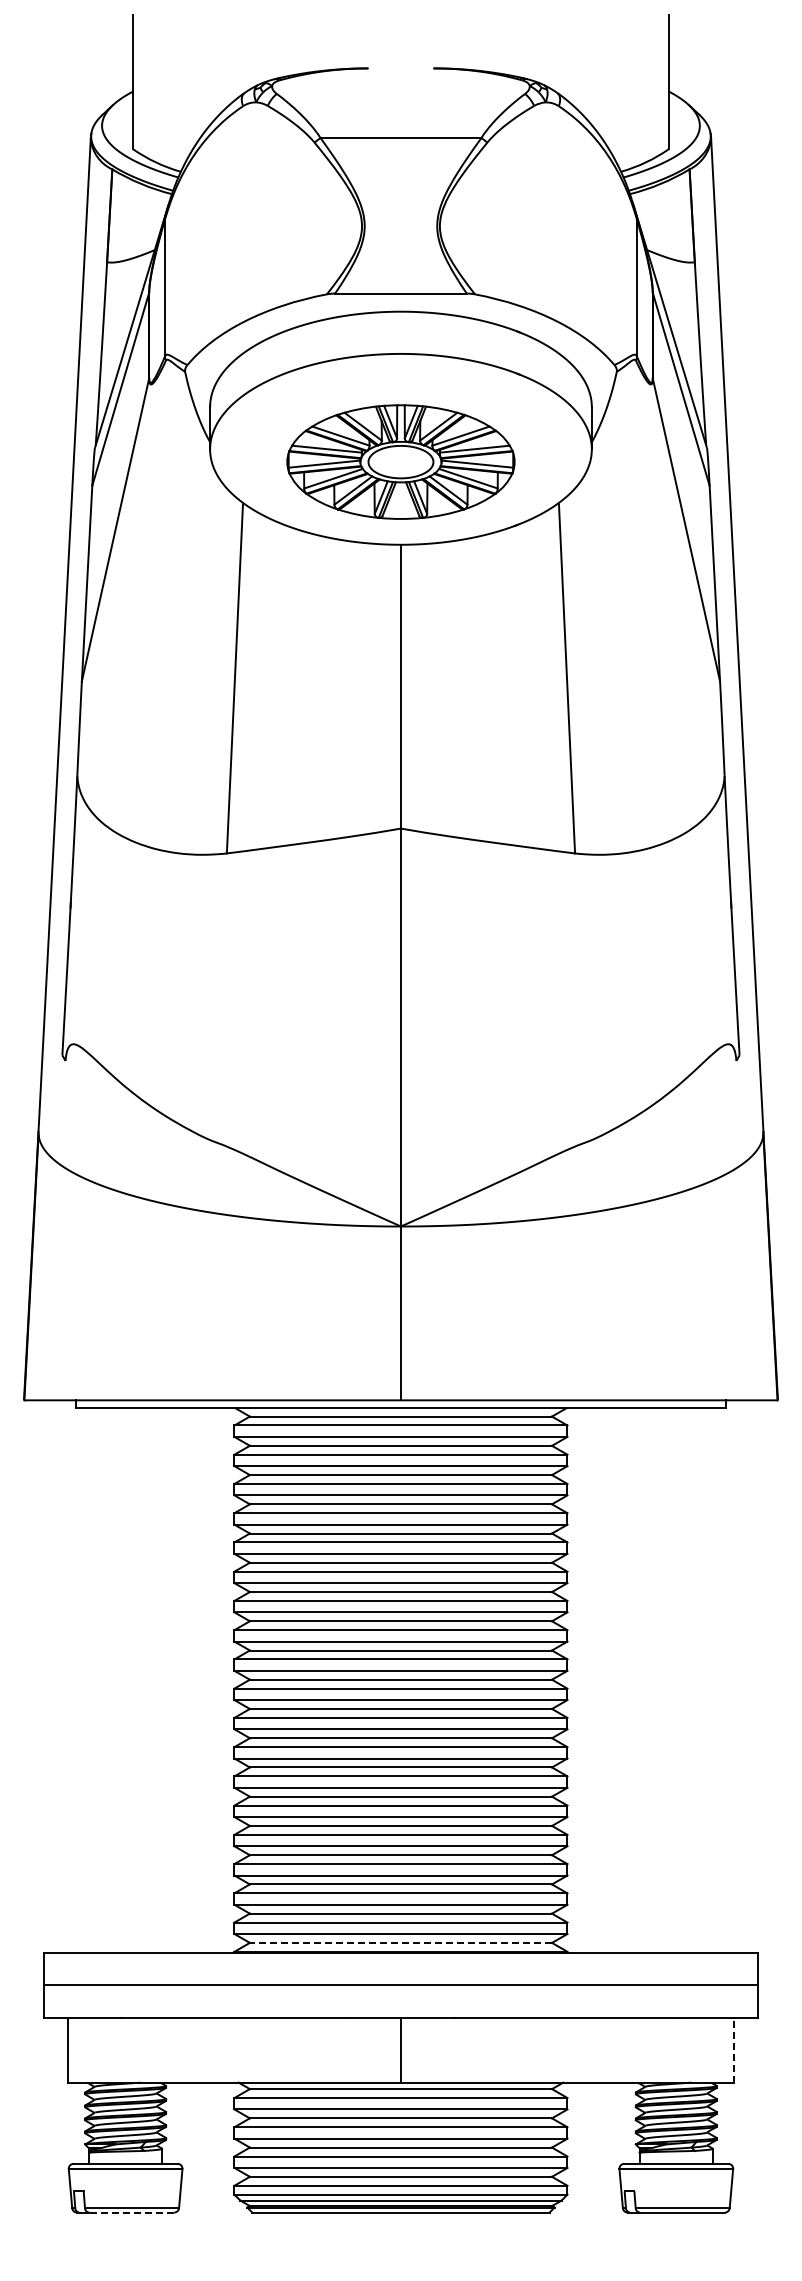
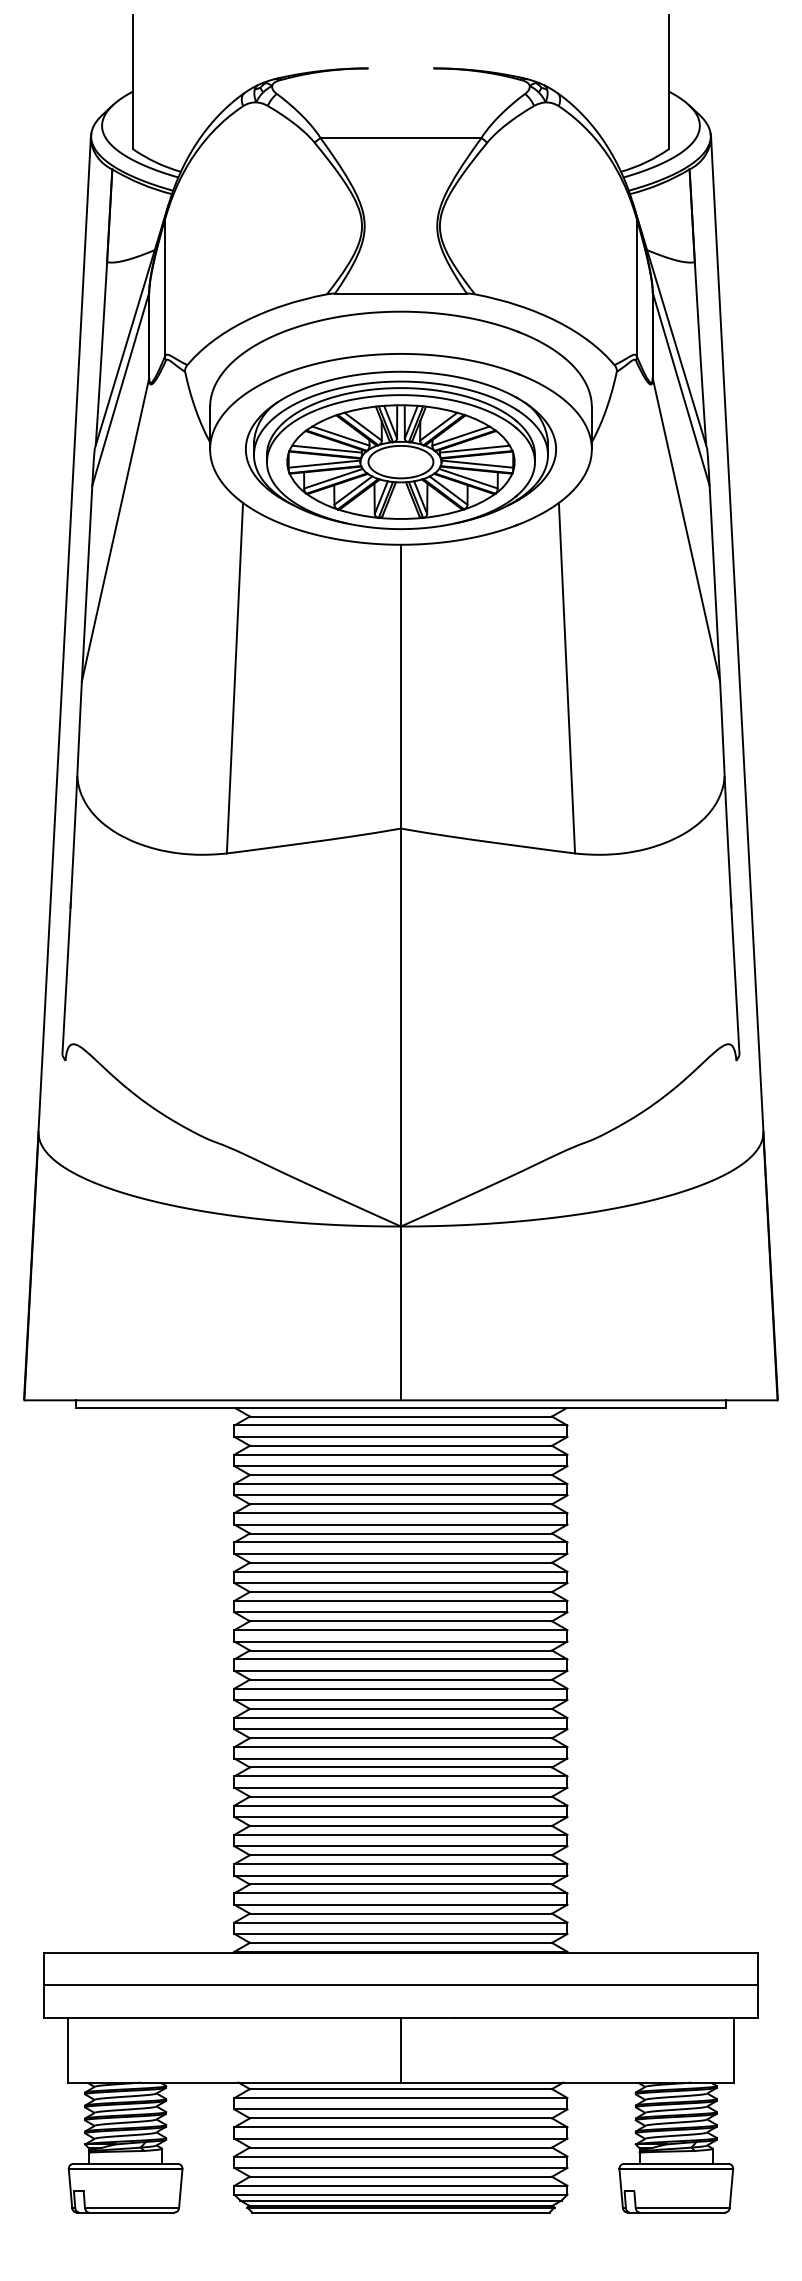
part: none -> present (400, 449)
line: dashed -> solid (400, 1942)
line: dashed -> solid (733, 2049)
line: dashed -> solid (131, 2212)
